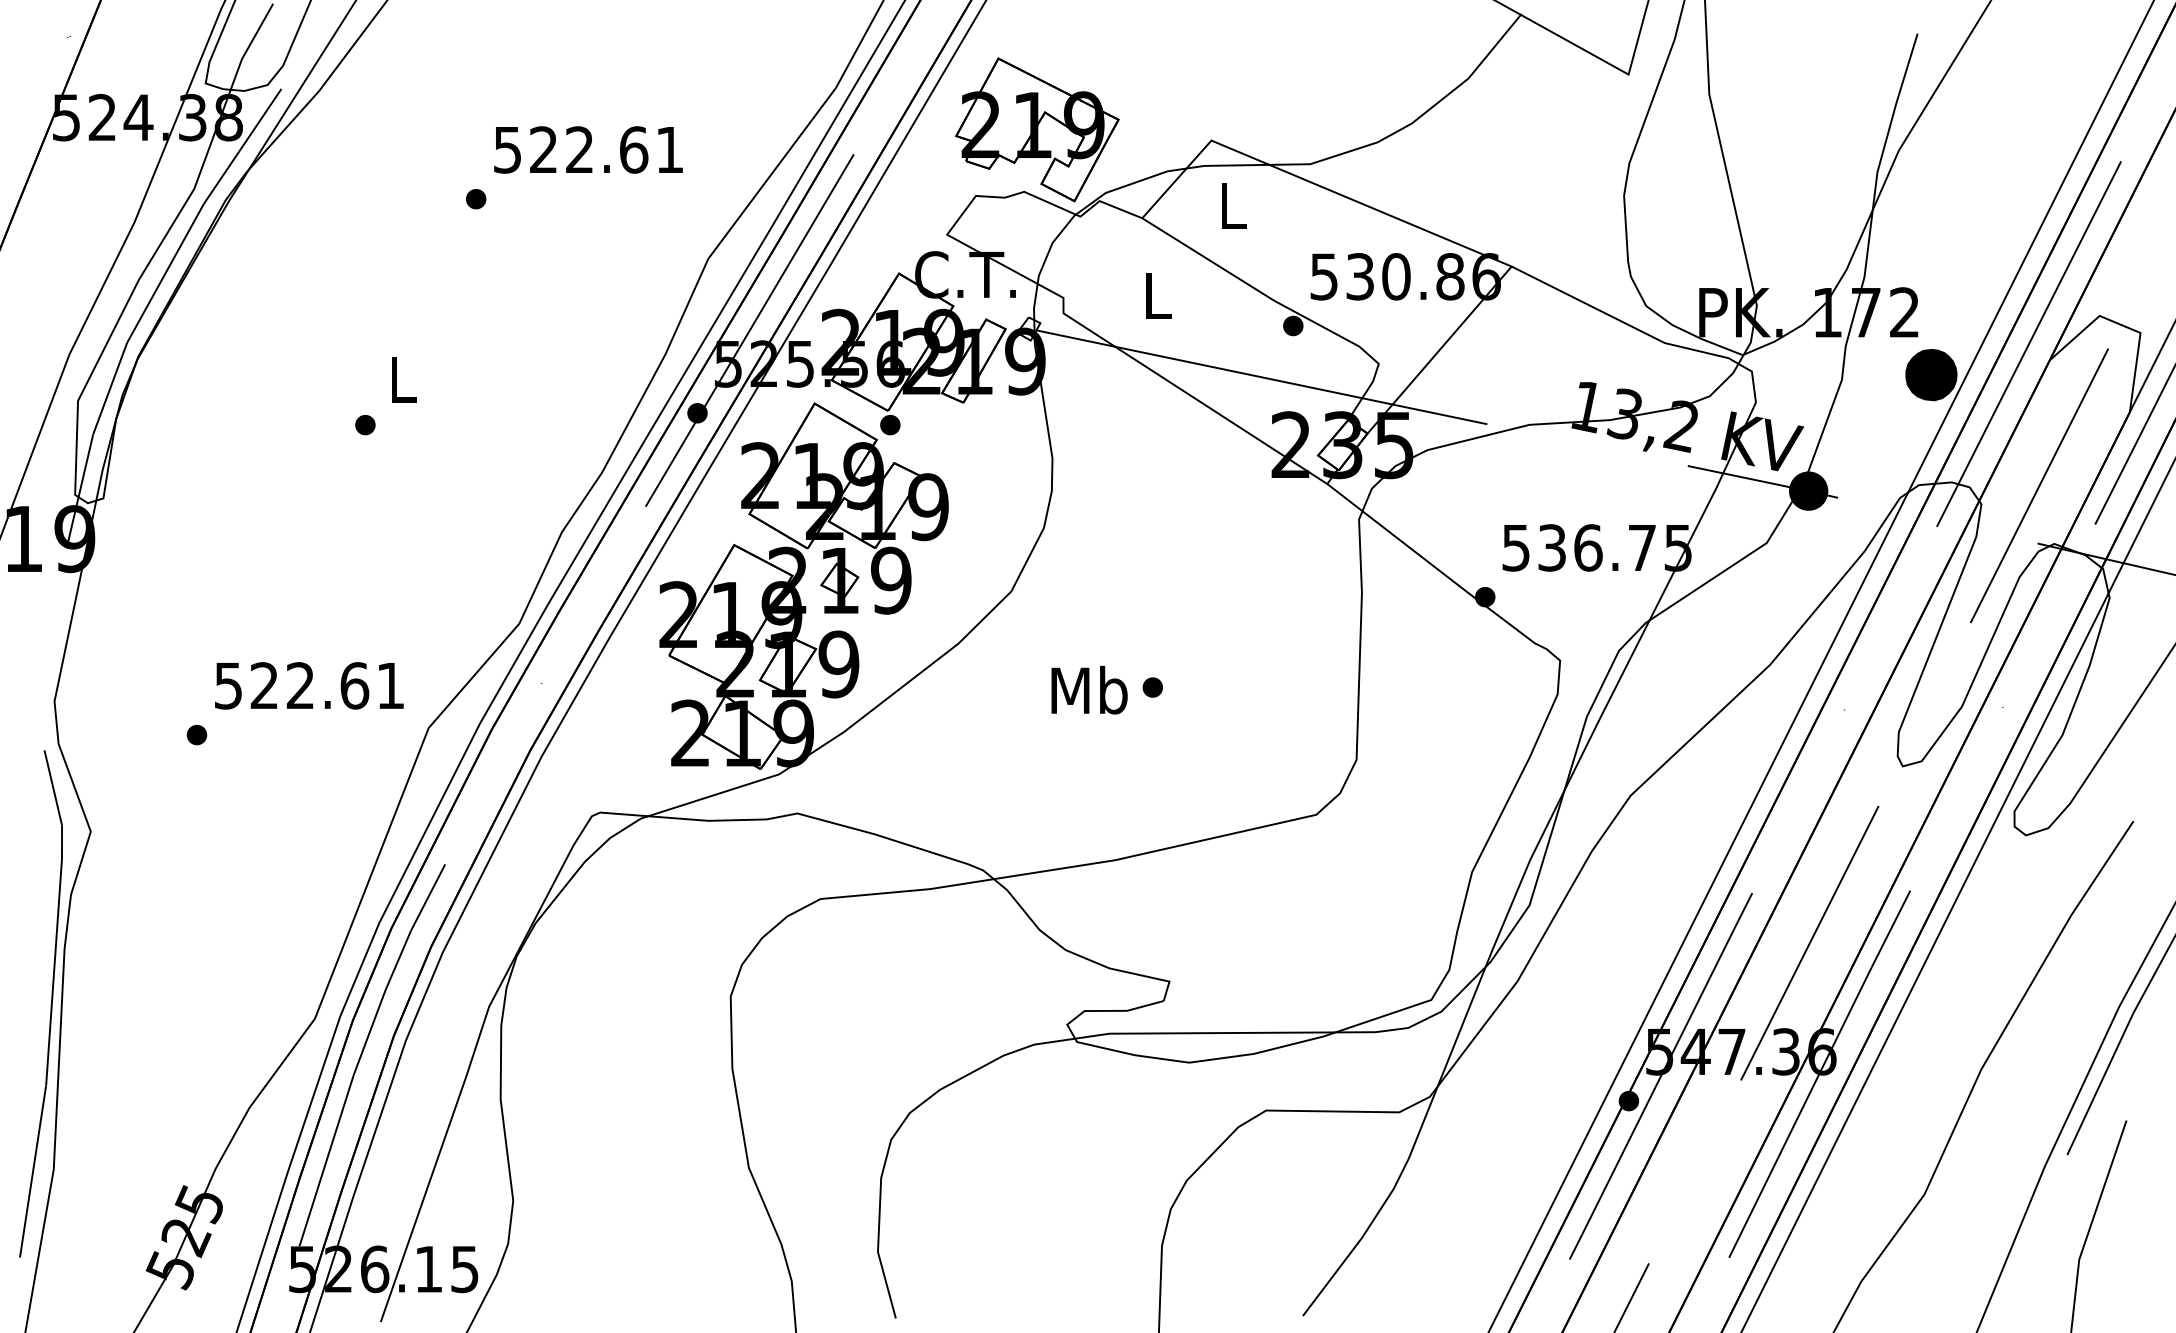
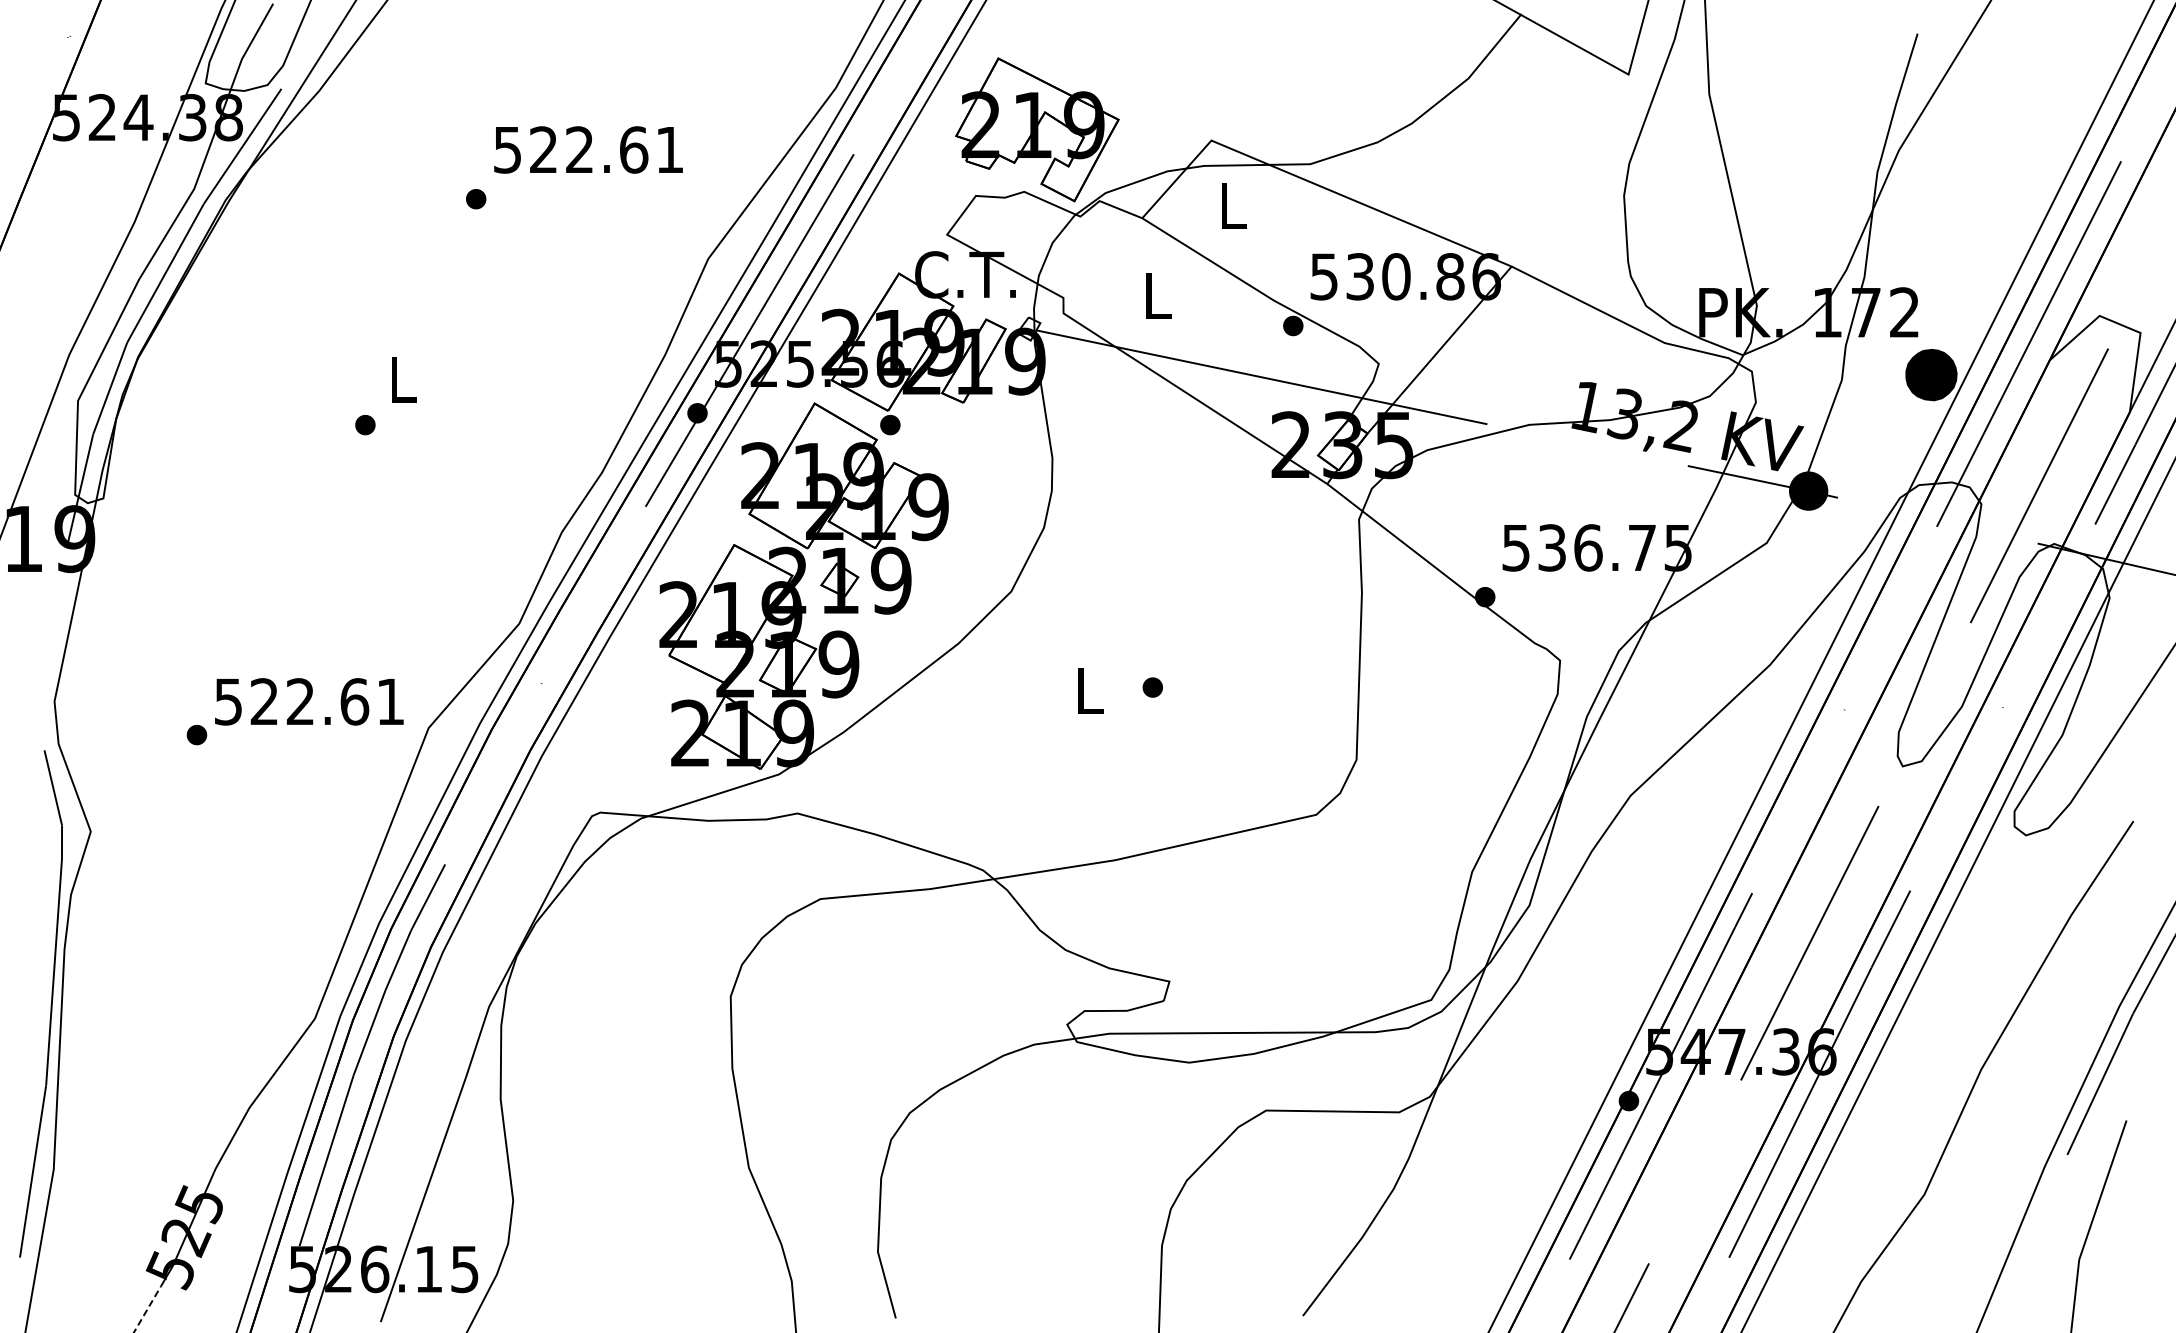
text position: (309, 685) -> (309, 701) (309, 701)
text: Mb -> L (1089, 689)
line: solid -> dashed (147, 1309)
